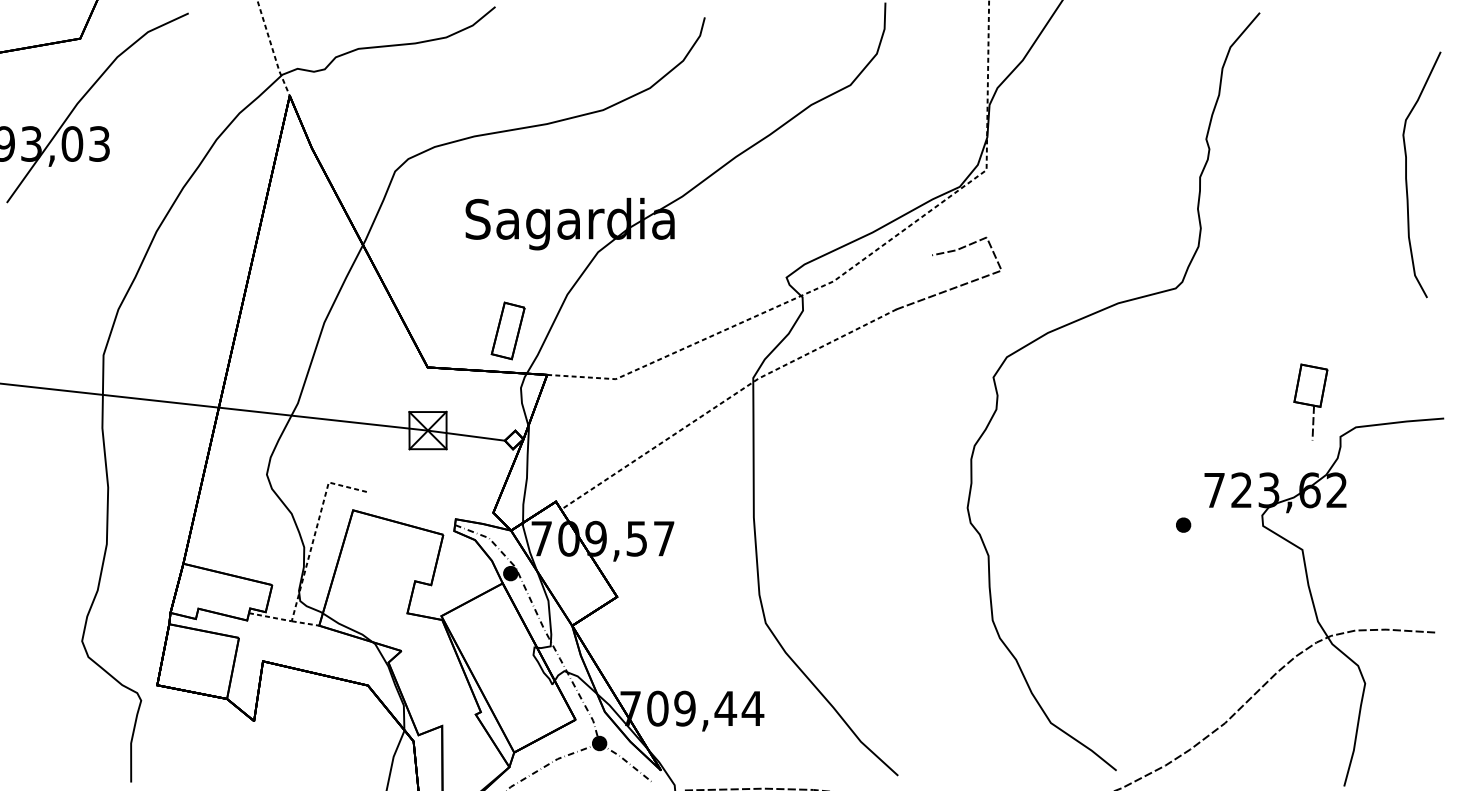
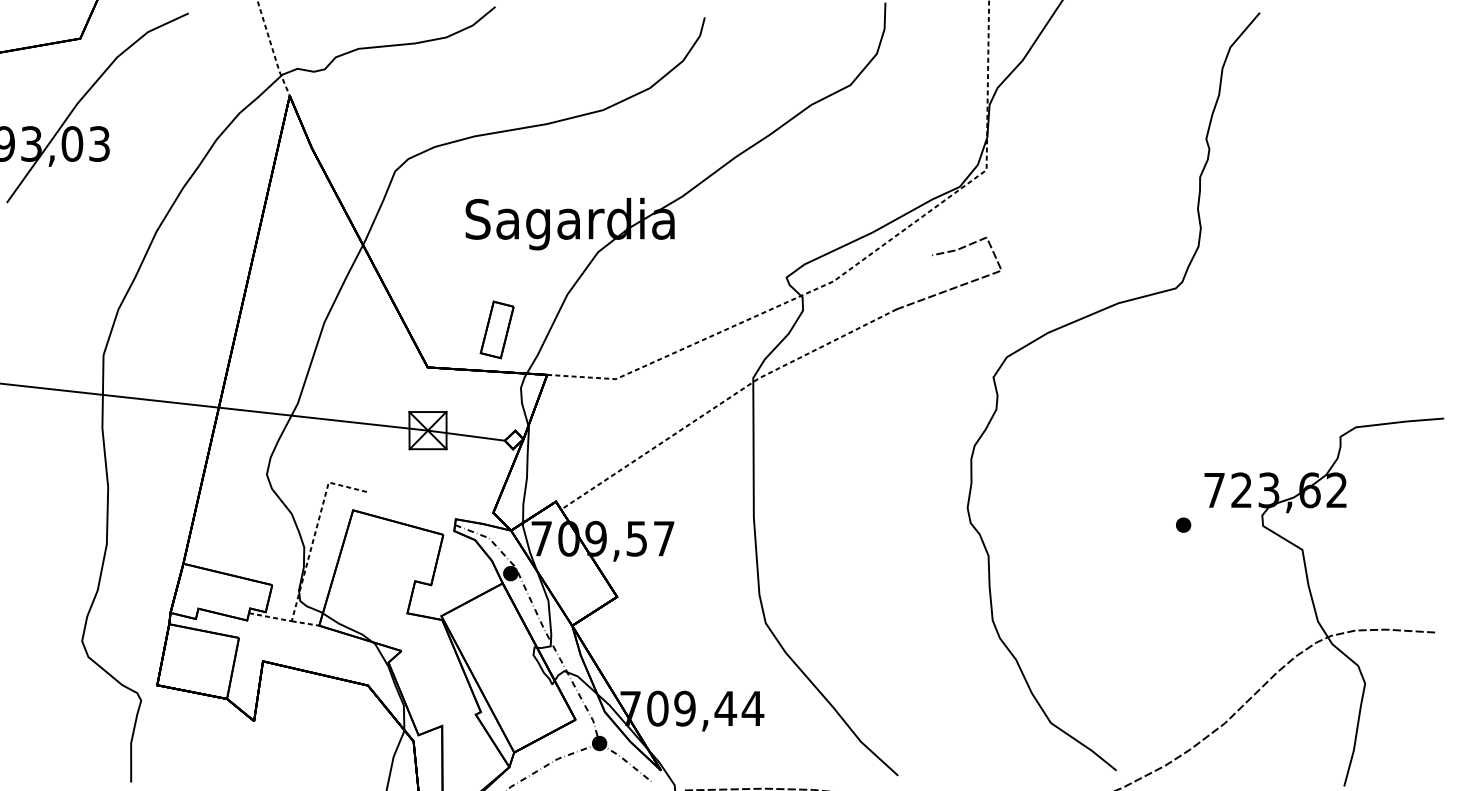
curve: present -> none (1406, 174)
part position: (507, 330) -> (496, 329) (496, 329)
part: present -> none (1310, 401)
